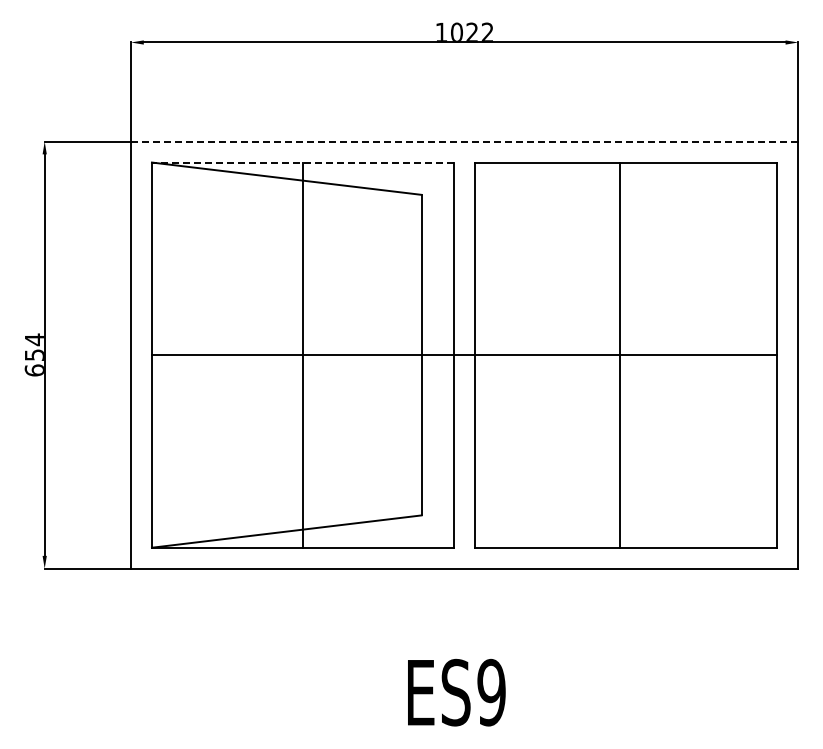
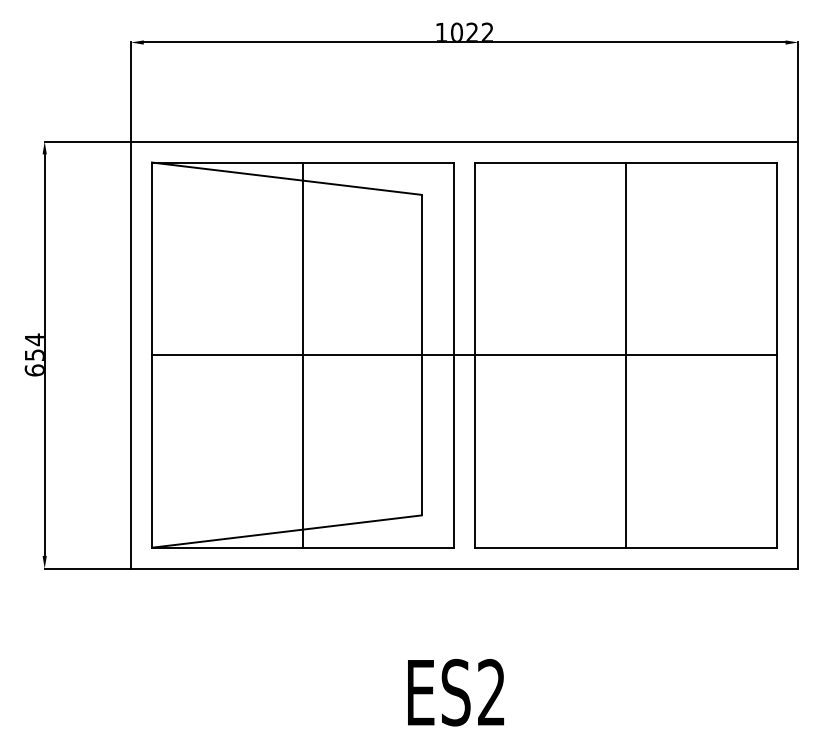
line: dashed -> solid (464, 141)
line: dashed -> solid (302, 162)
line position: (620, 354) -> (626, 354) (626, 354)
text: ES9 -> ES2 (491, 692)
